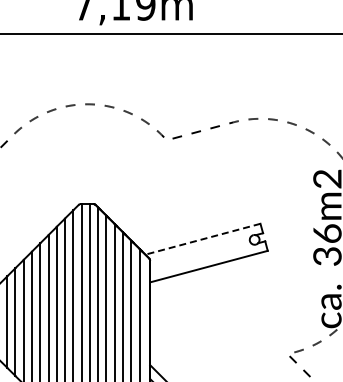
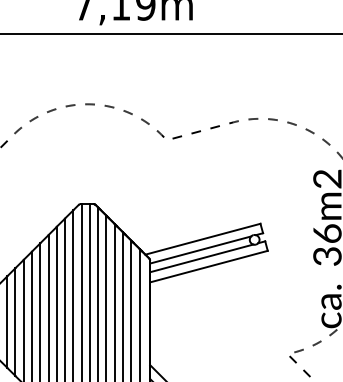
line: dashed -> solid (202, 239)
line: none -> present (200, 249)
line: none -> present (201, 258)
